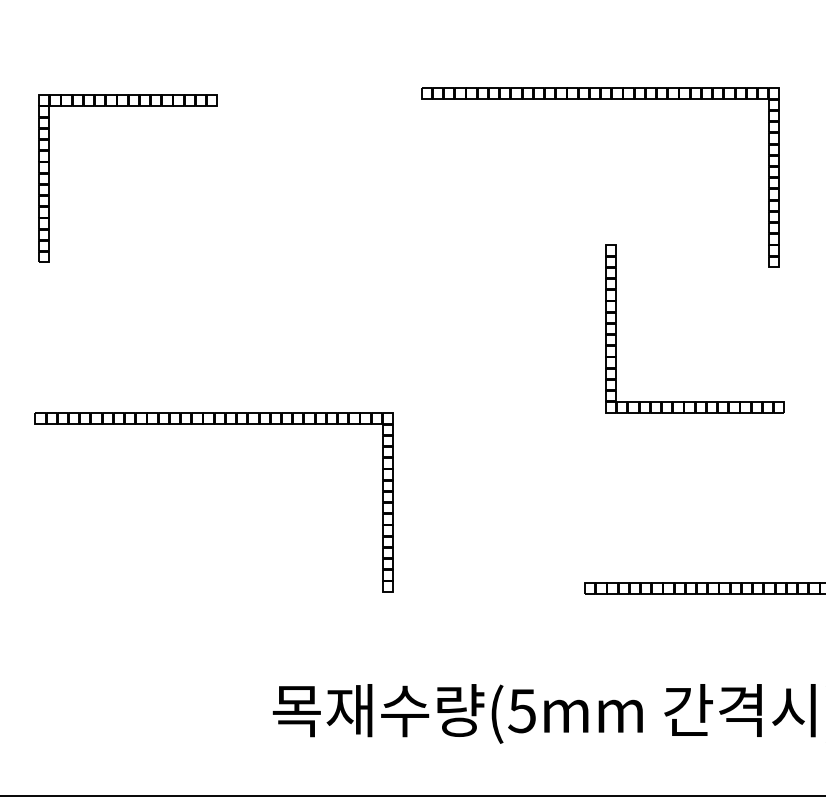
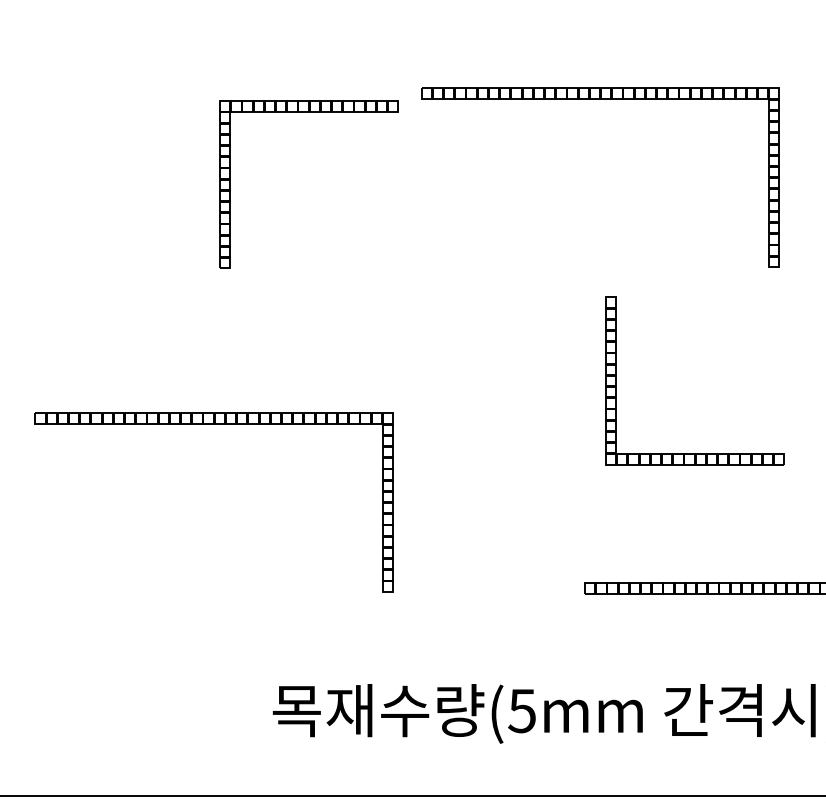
part position: (127, 106) -> (308, 112) (308, 112)
part position: (694, 401) -> (694, 453) (694, 453)
